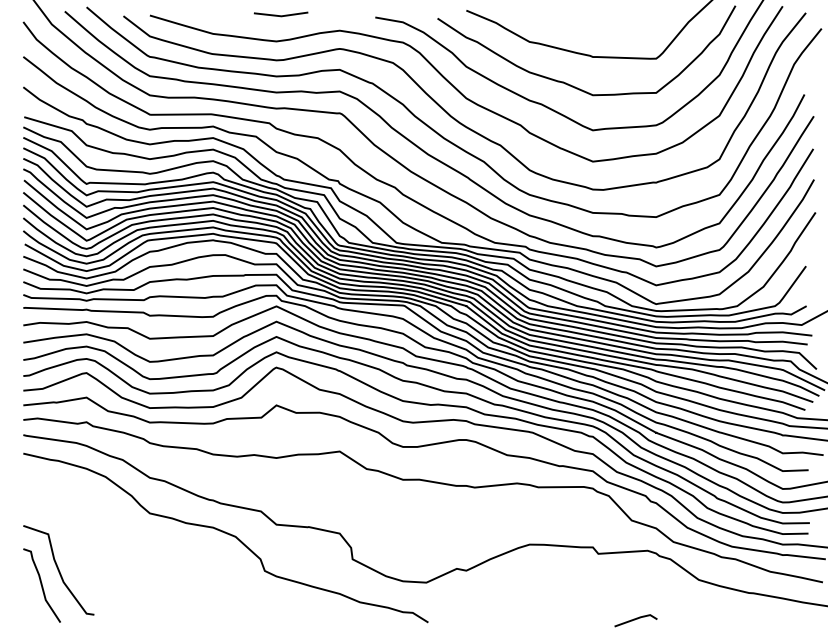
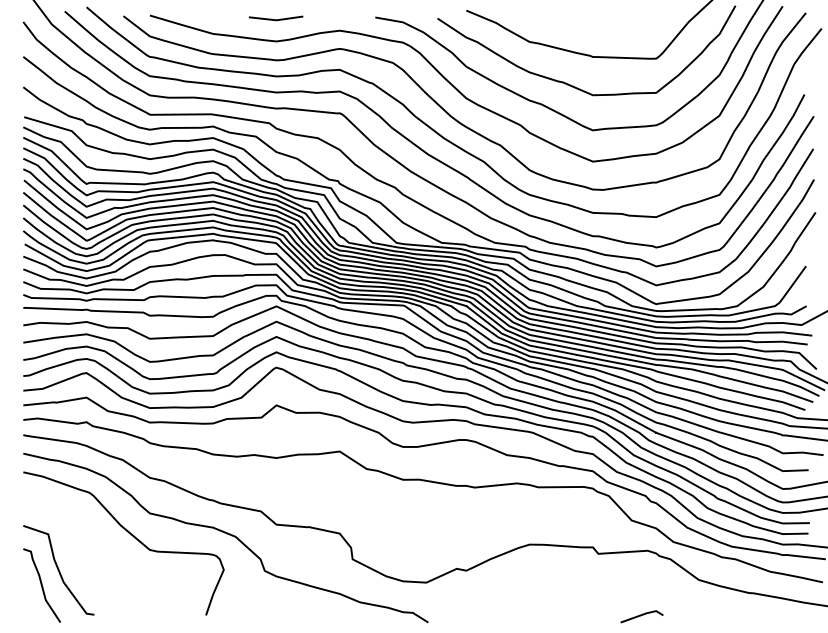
line position: (280, 15) -> (275, 19) (275, 19)
curve: none -> present (129, 534)
line position: (635, 620) -> (641, 616) (641, 616)
